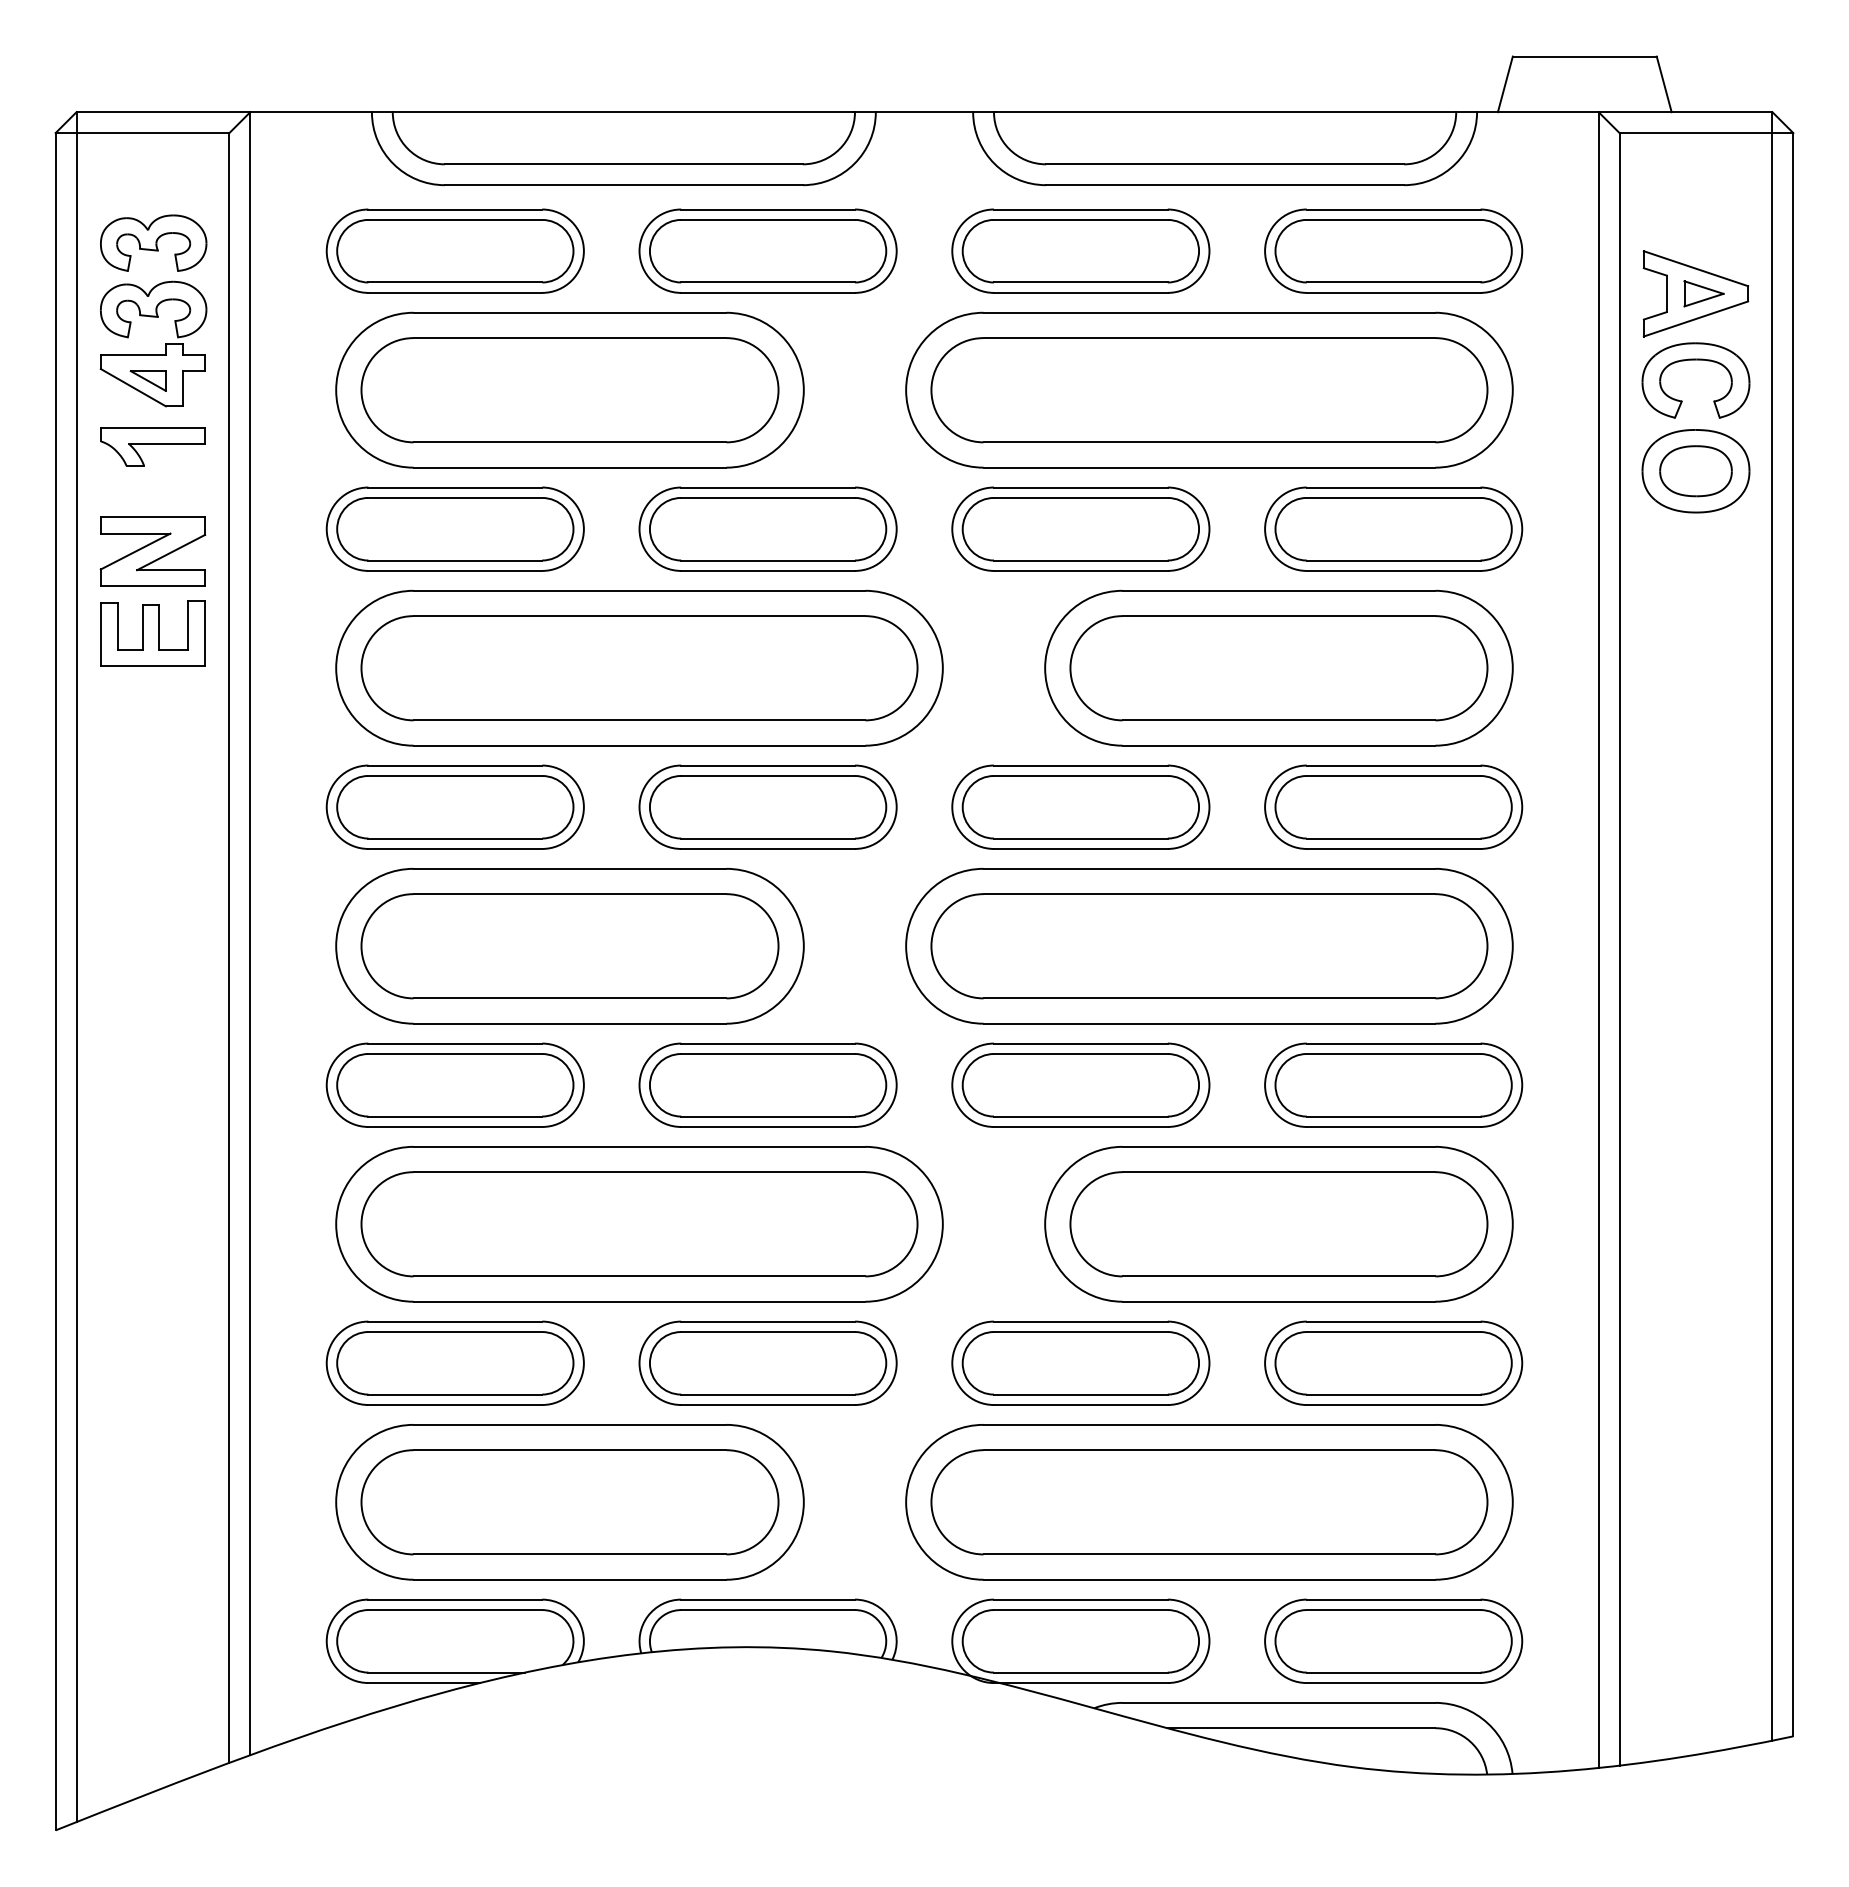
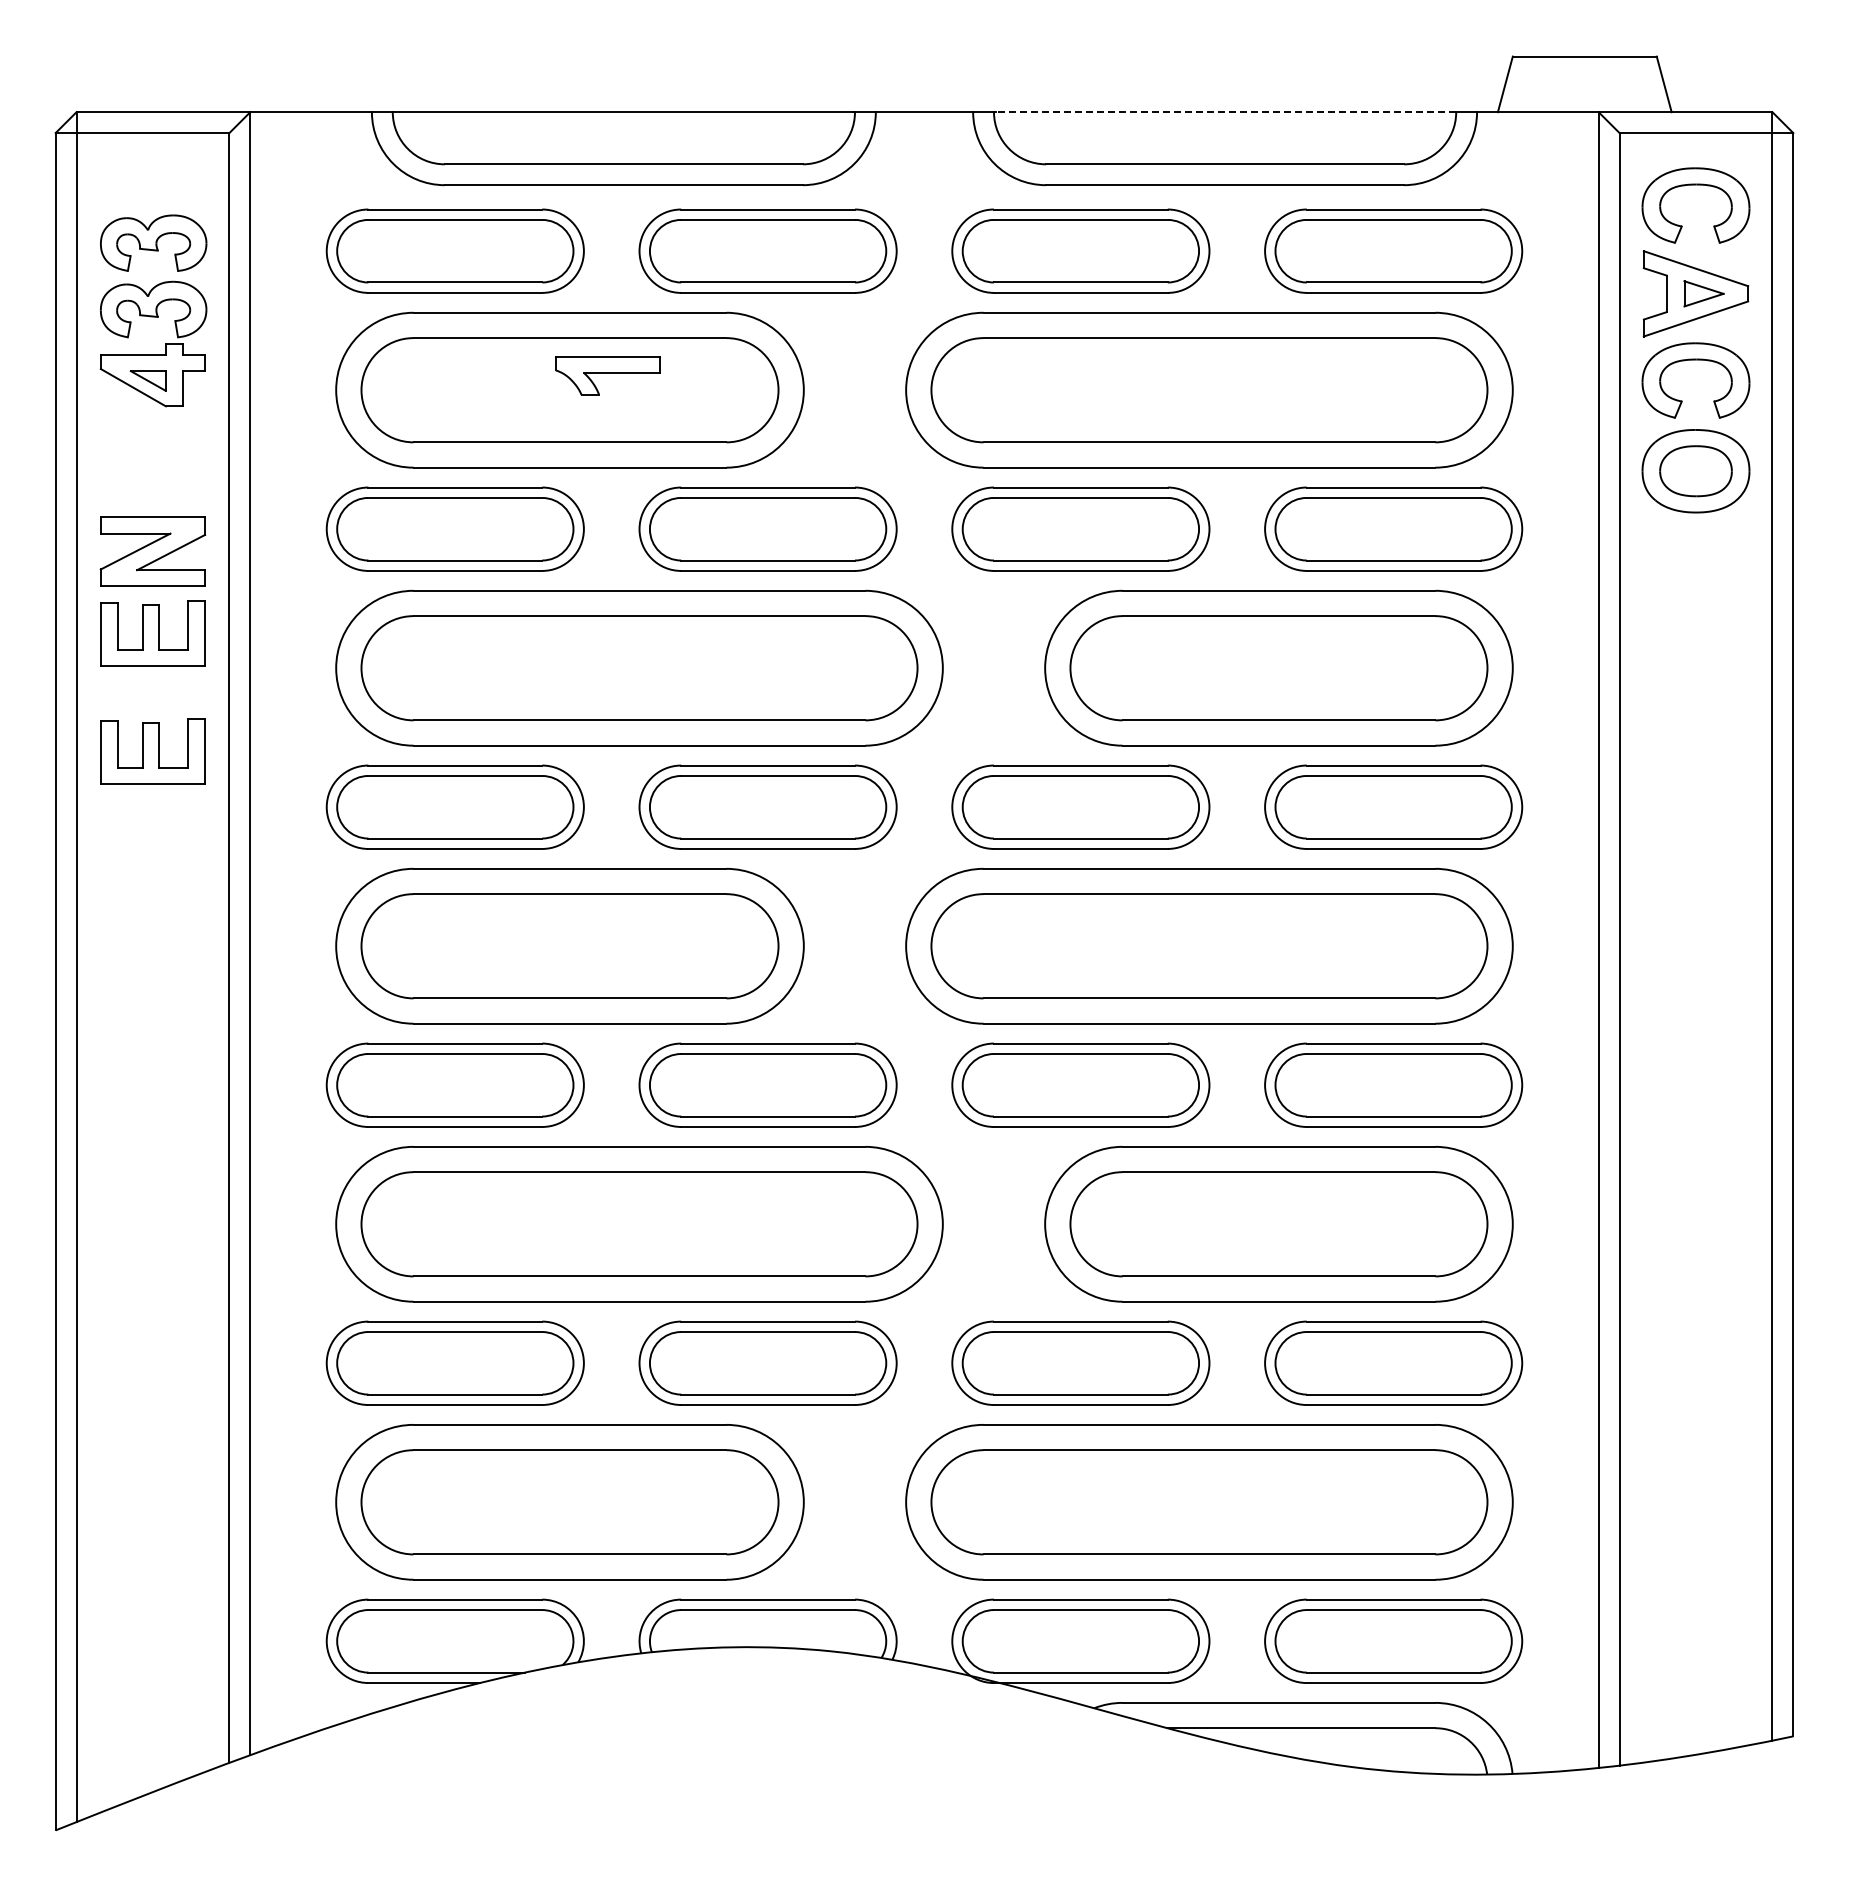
line: solid -> dashed (1225, 112)
part: none -> present (1695, 185)
part position: (152, 446) -> (607, 375) (607, 375)
part: none -> present (152, 751)
